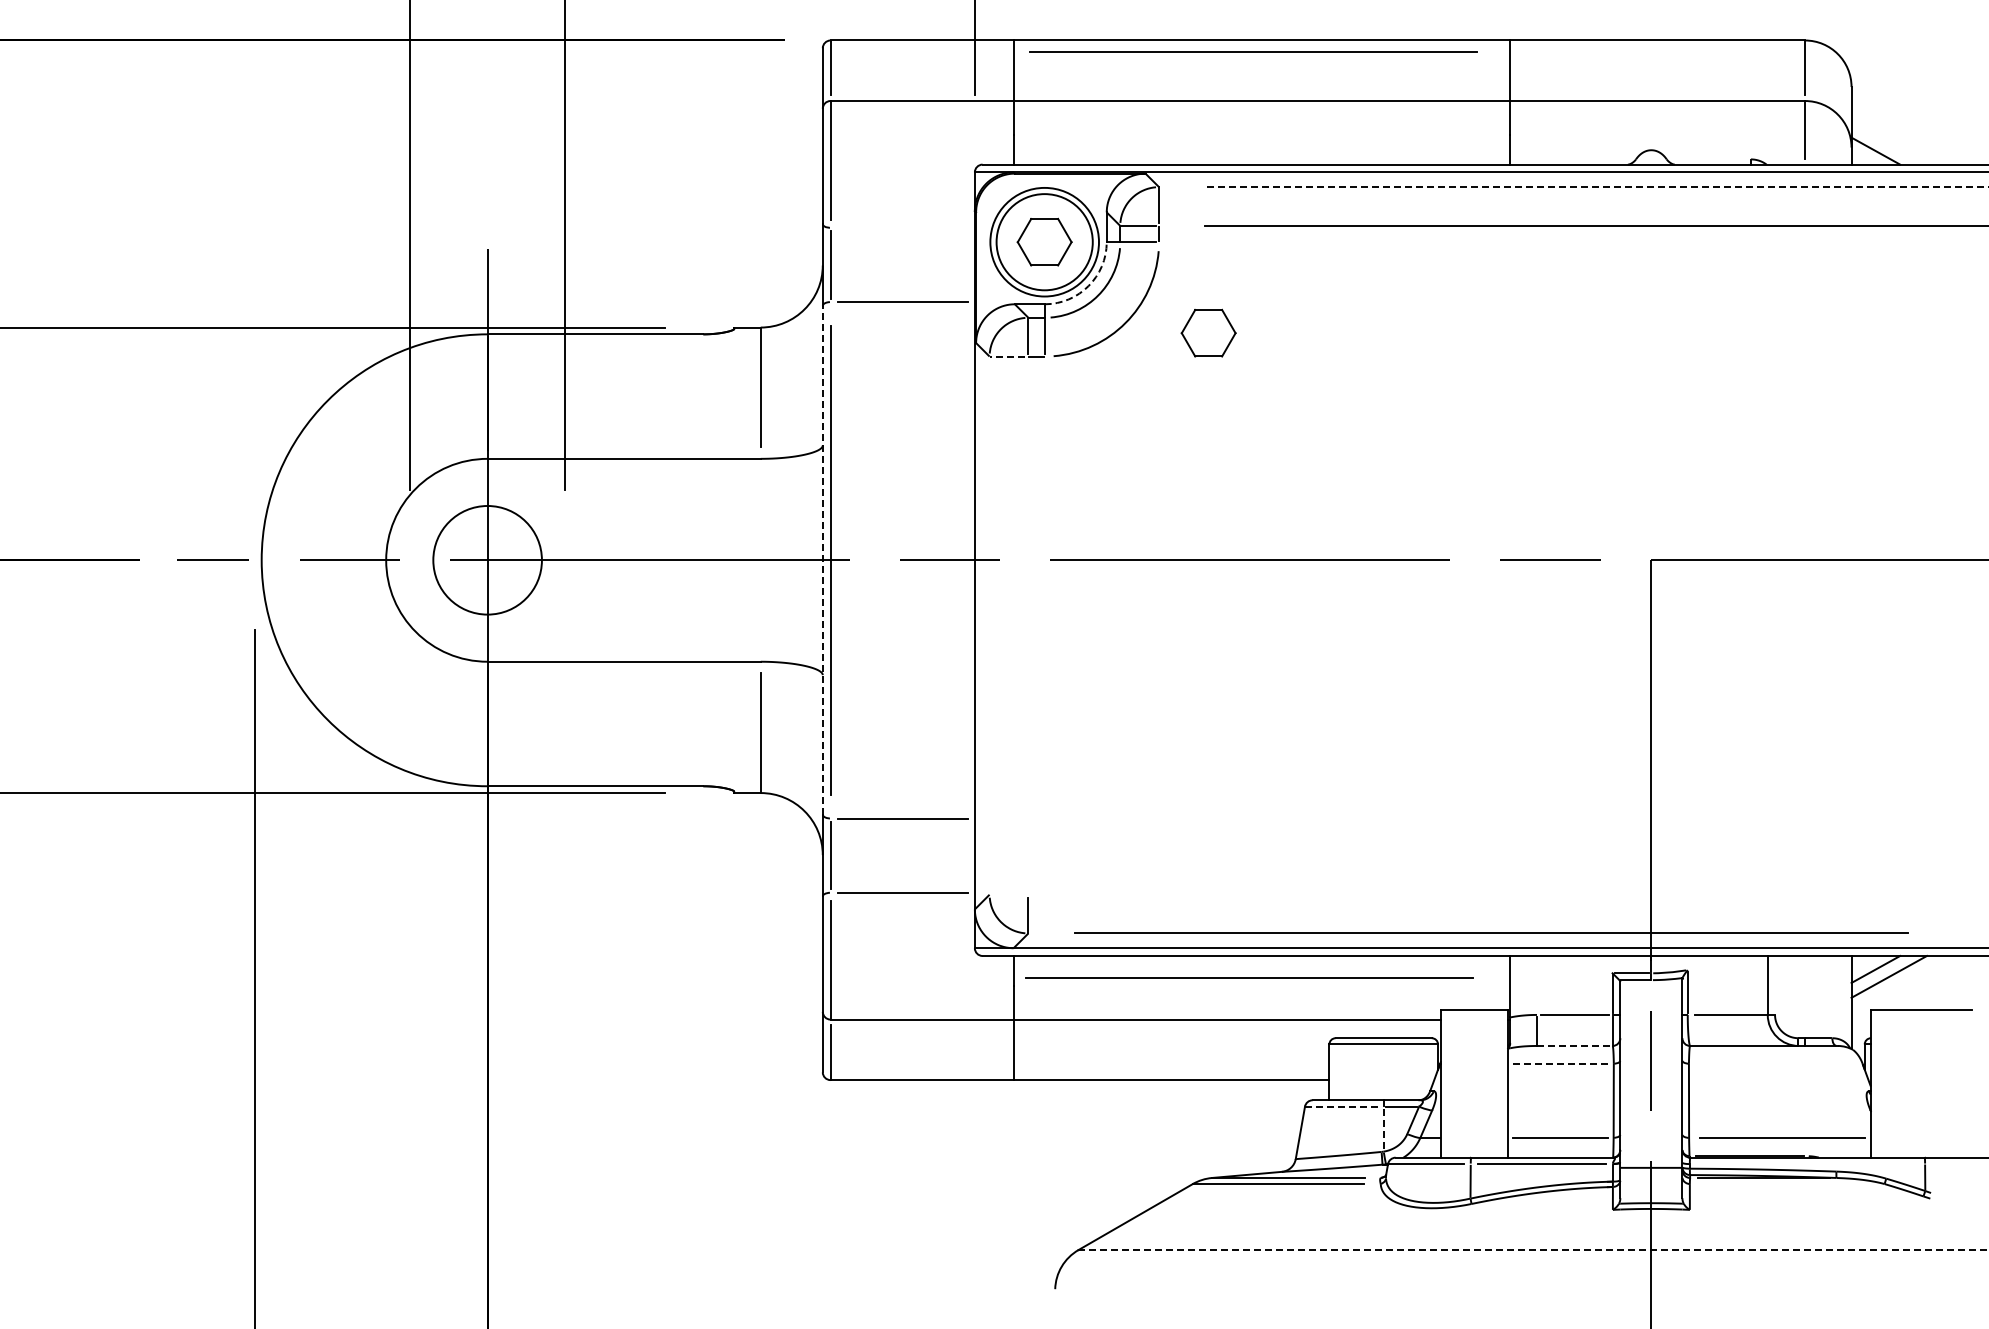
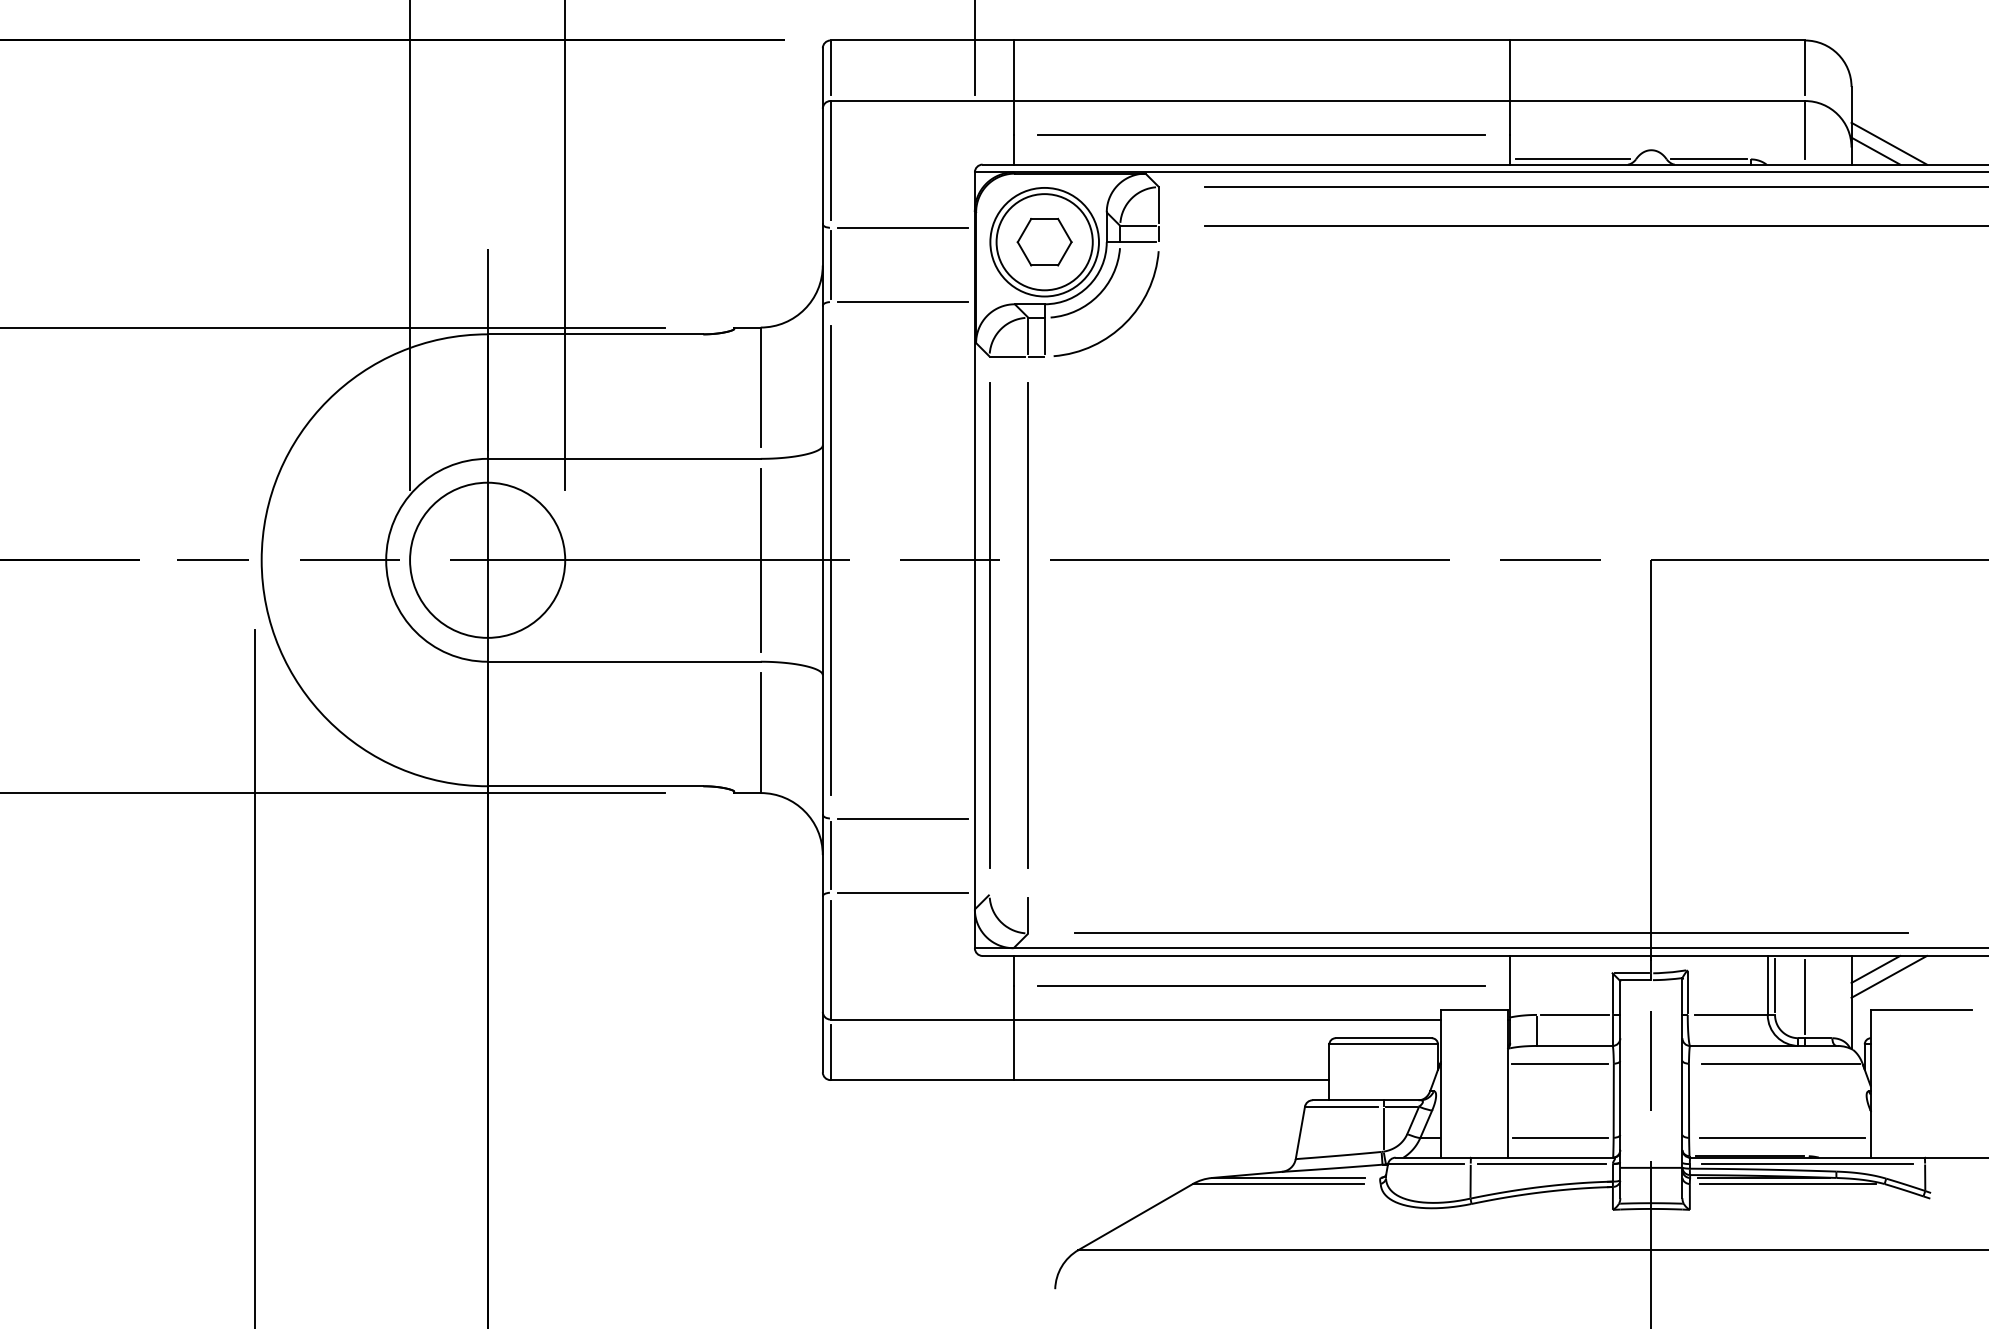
line position: (1253, 51) -> (1261, 134) (1261, 134)
line: none -> present (1888, 143)
line: none -> present (1572, 159)
line: none -> present (1708, 159)
line: dashed -> solid (1597, 187)
line: none -> present (902, 227)
arc: dashed -> solid (1088, 286)
part: present -> none (1208, 332)
line: dashed -> solid (1007, 356)
line: none -> present (760, 559)
line: dashed -> solid (822, 559)
circle diameter: 109 px -> 155 px (487, 559)
line: none -> present (989, 625)
line: none -> present (1027, 625)
line position: (1249, 977) -> (1261, 985) (1261, 985)
line: none -> present (1775, 984)
line: none -> present (1805, 997)
line: dashed -> solid (1574, 1045)
line: dashed -> solid (1560, 1063)
line: none -> present (1780, 1063)
line: dashed -> solid (1340, 1106)
line: dashed -> solid (1383, 1129)
line: none -> present (1807, 1164)
line: none -> present (1787, 1184)
line: dashed -> solid (1533, 1250)
